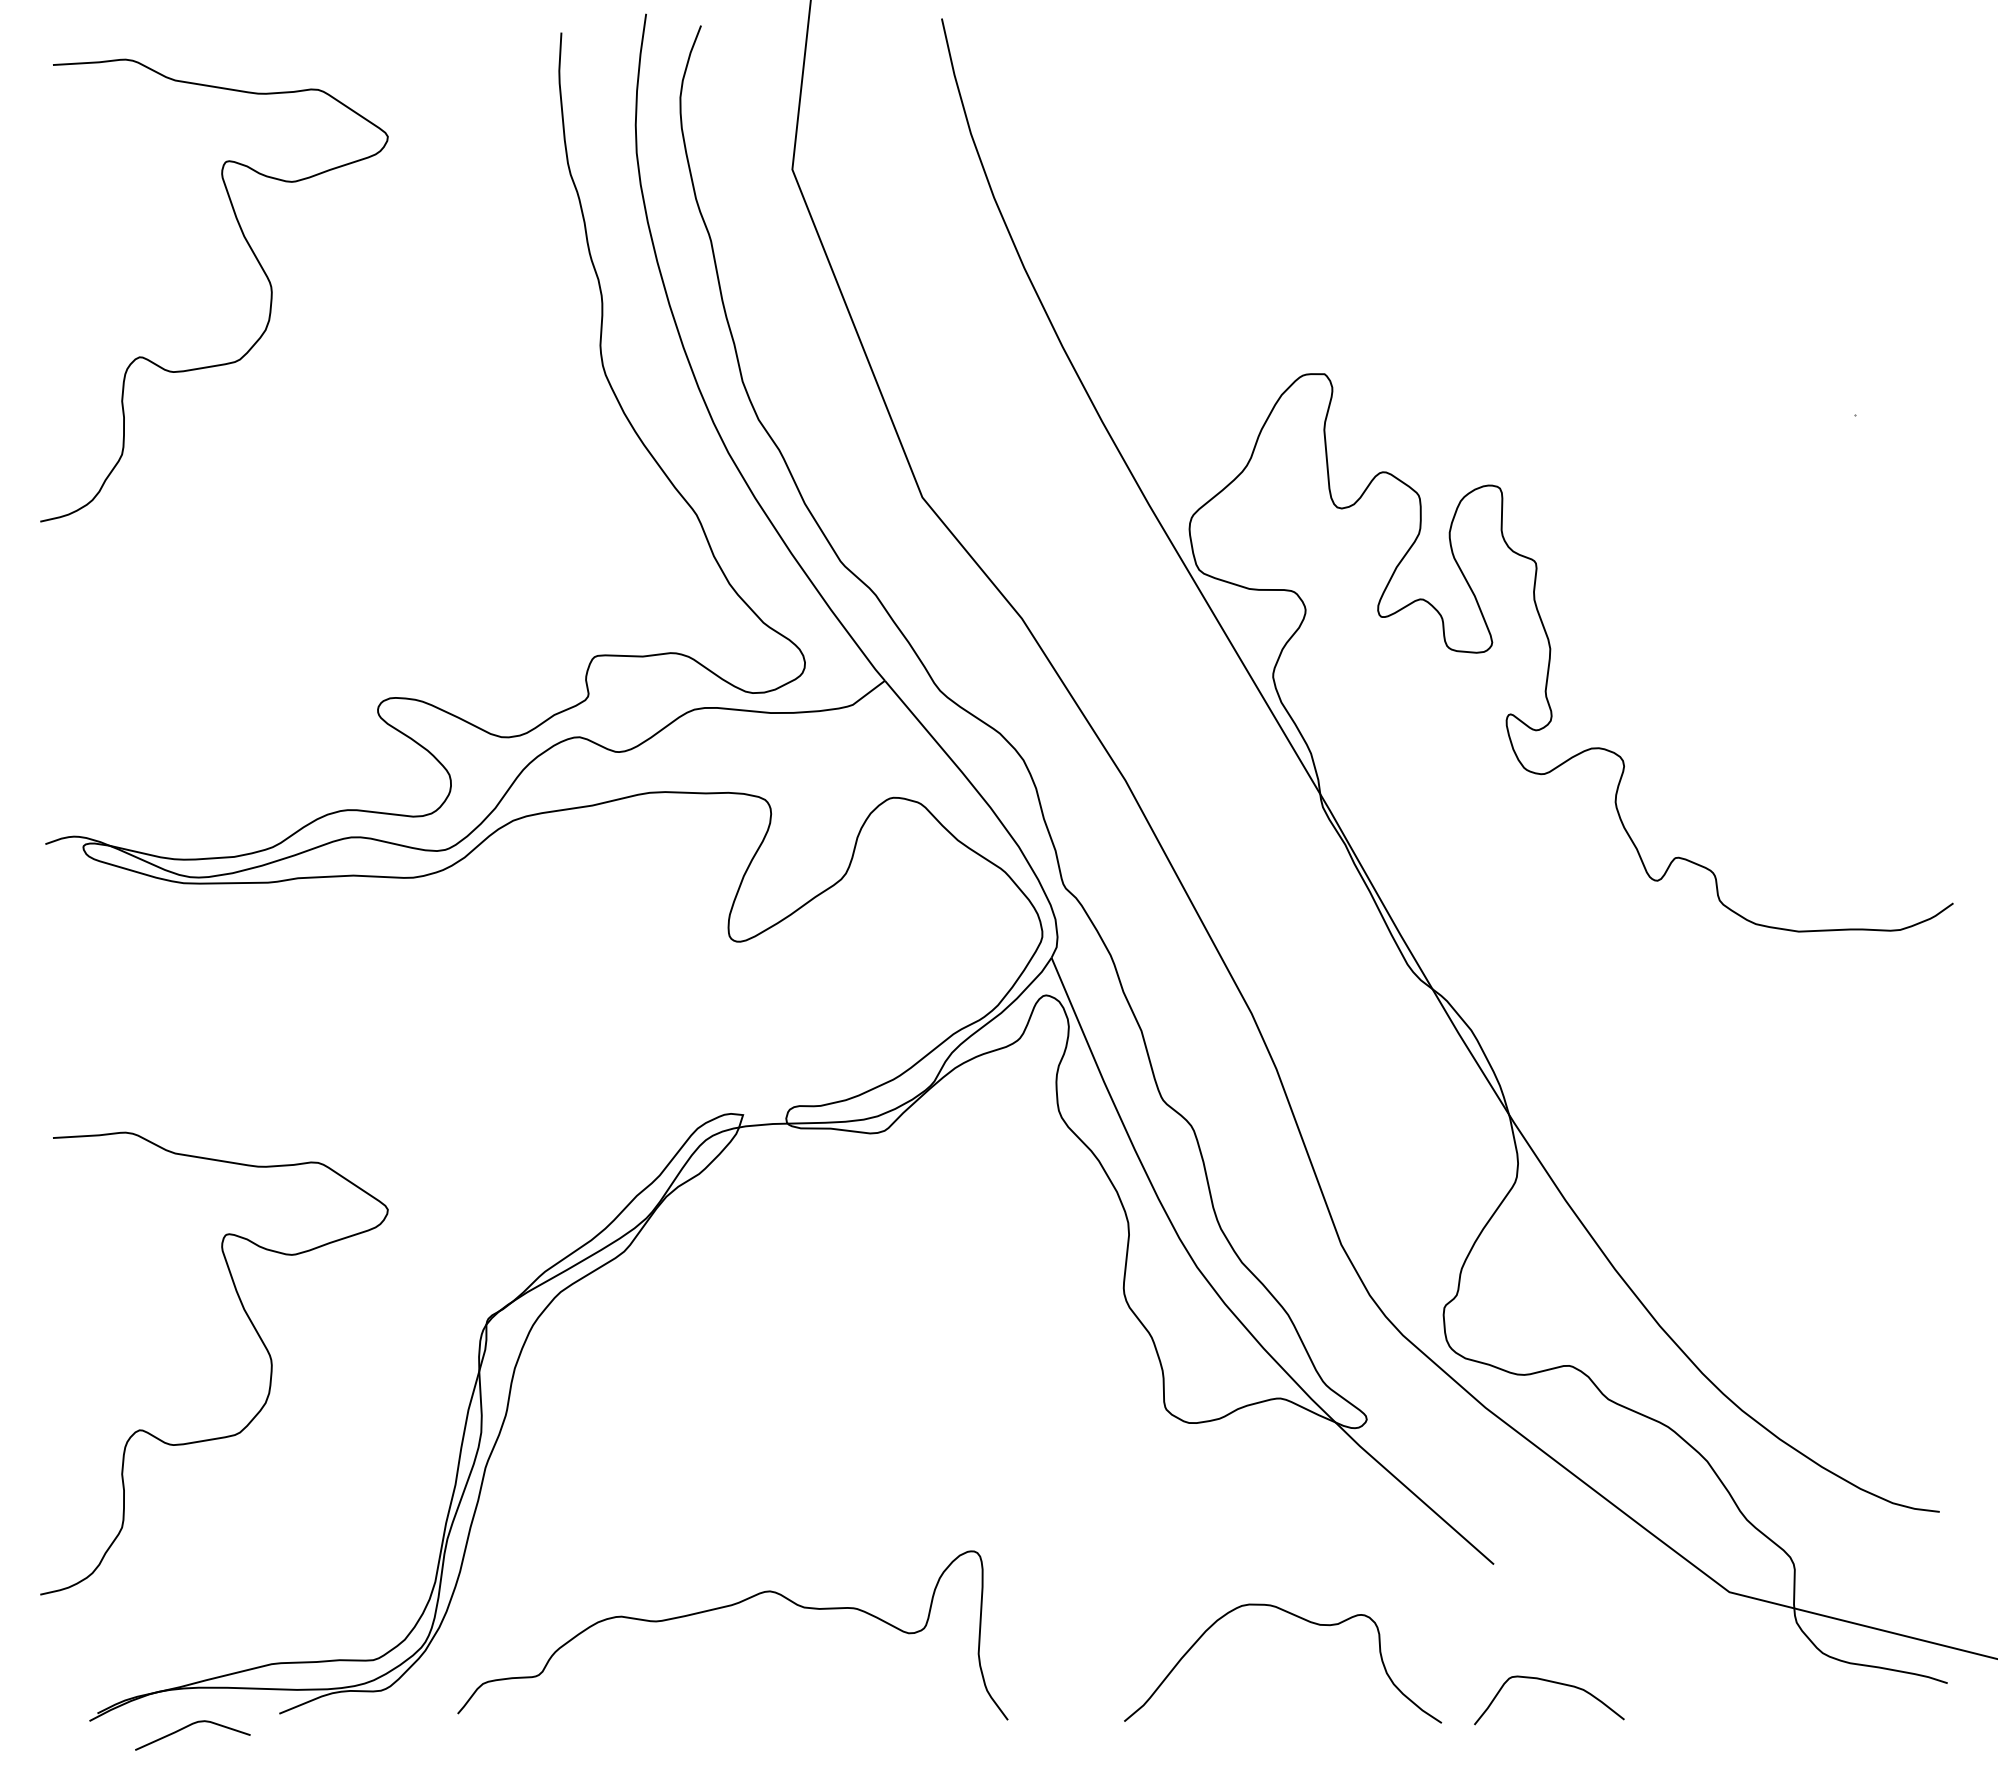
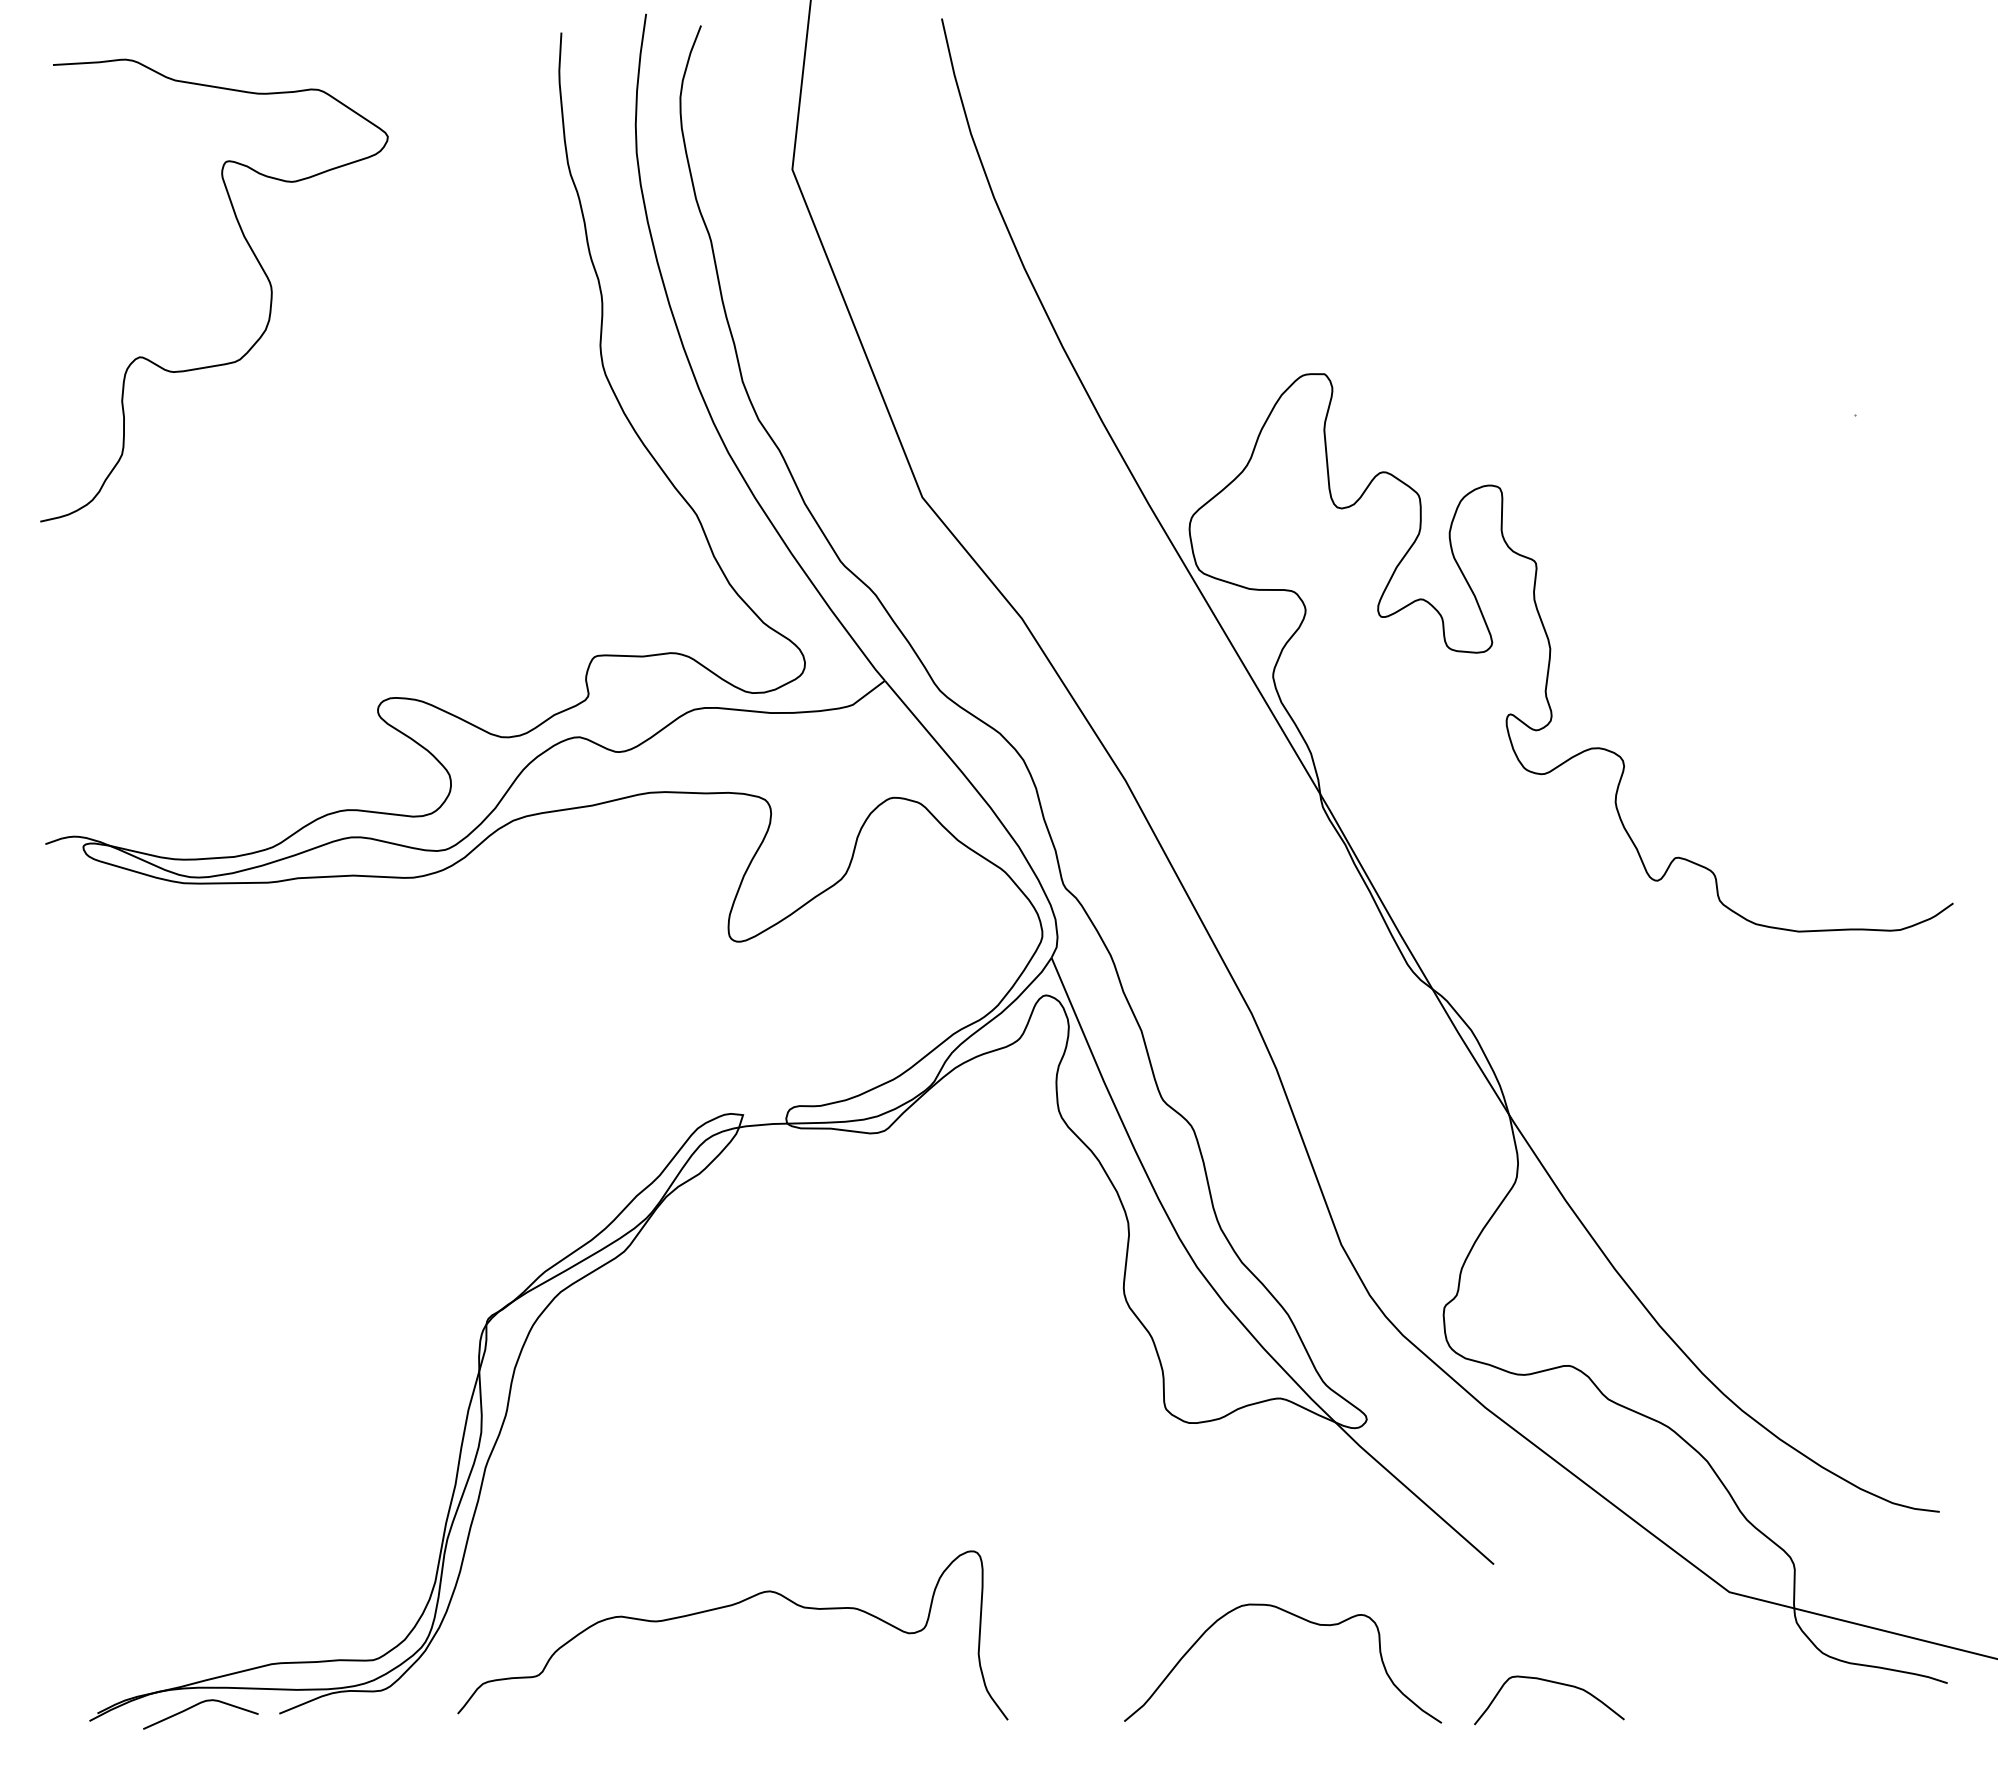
curve: present -> none (260, 1340)
curve position: (187, 1727) -> (195, 1706) (195, 1706)
